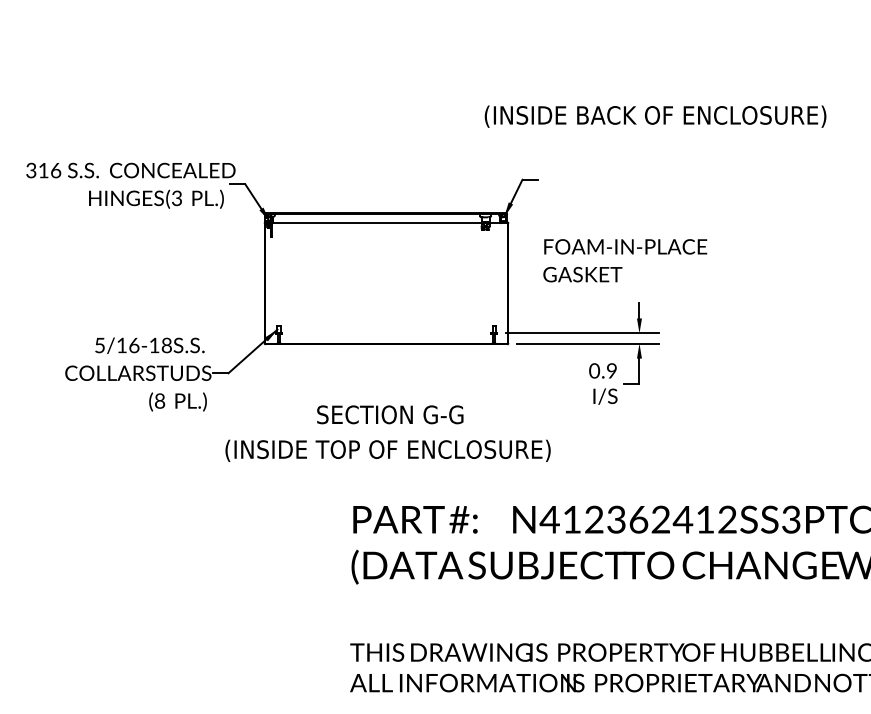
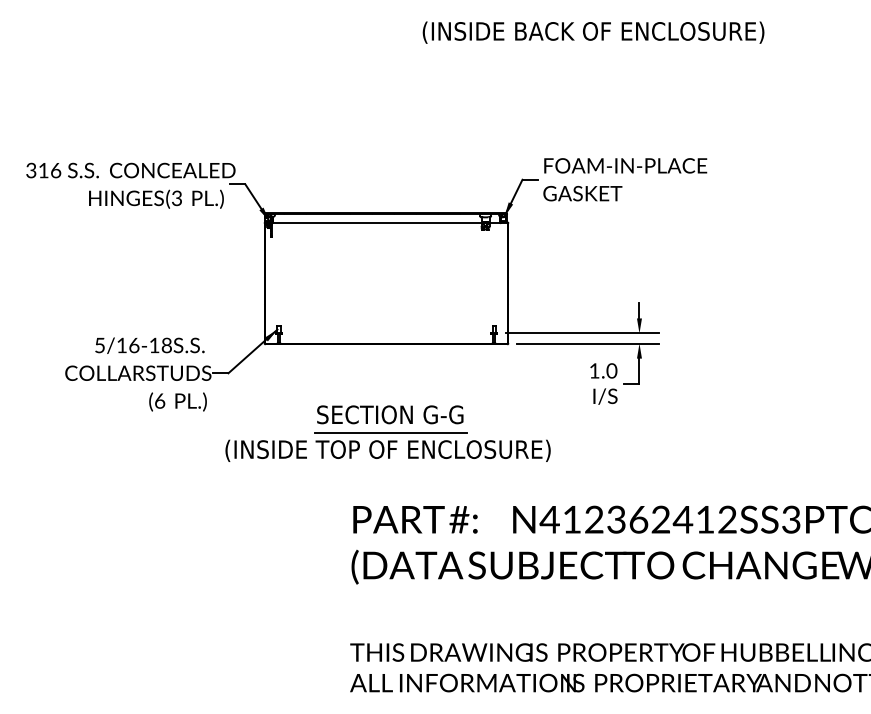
text position: (655, 116) -> (593, 32) (593, 32)
text position: (625, 260) -> (625, 179) (625, 179)
text: 0.9 -> 1.0 (603, 370)
text: (8 -> (6 (160, 400)
line: none -> present (390, 432)
